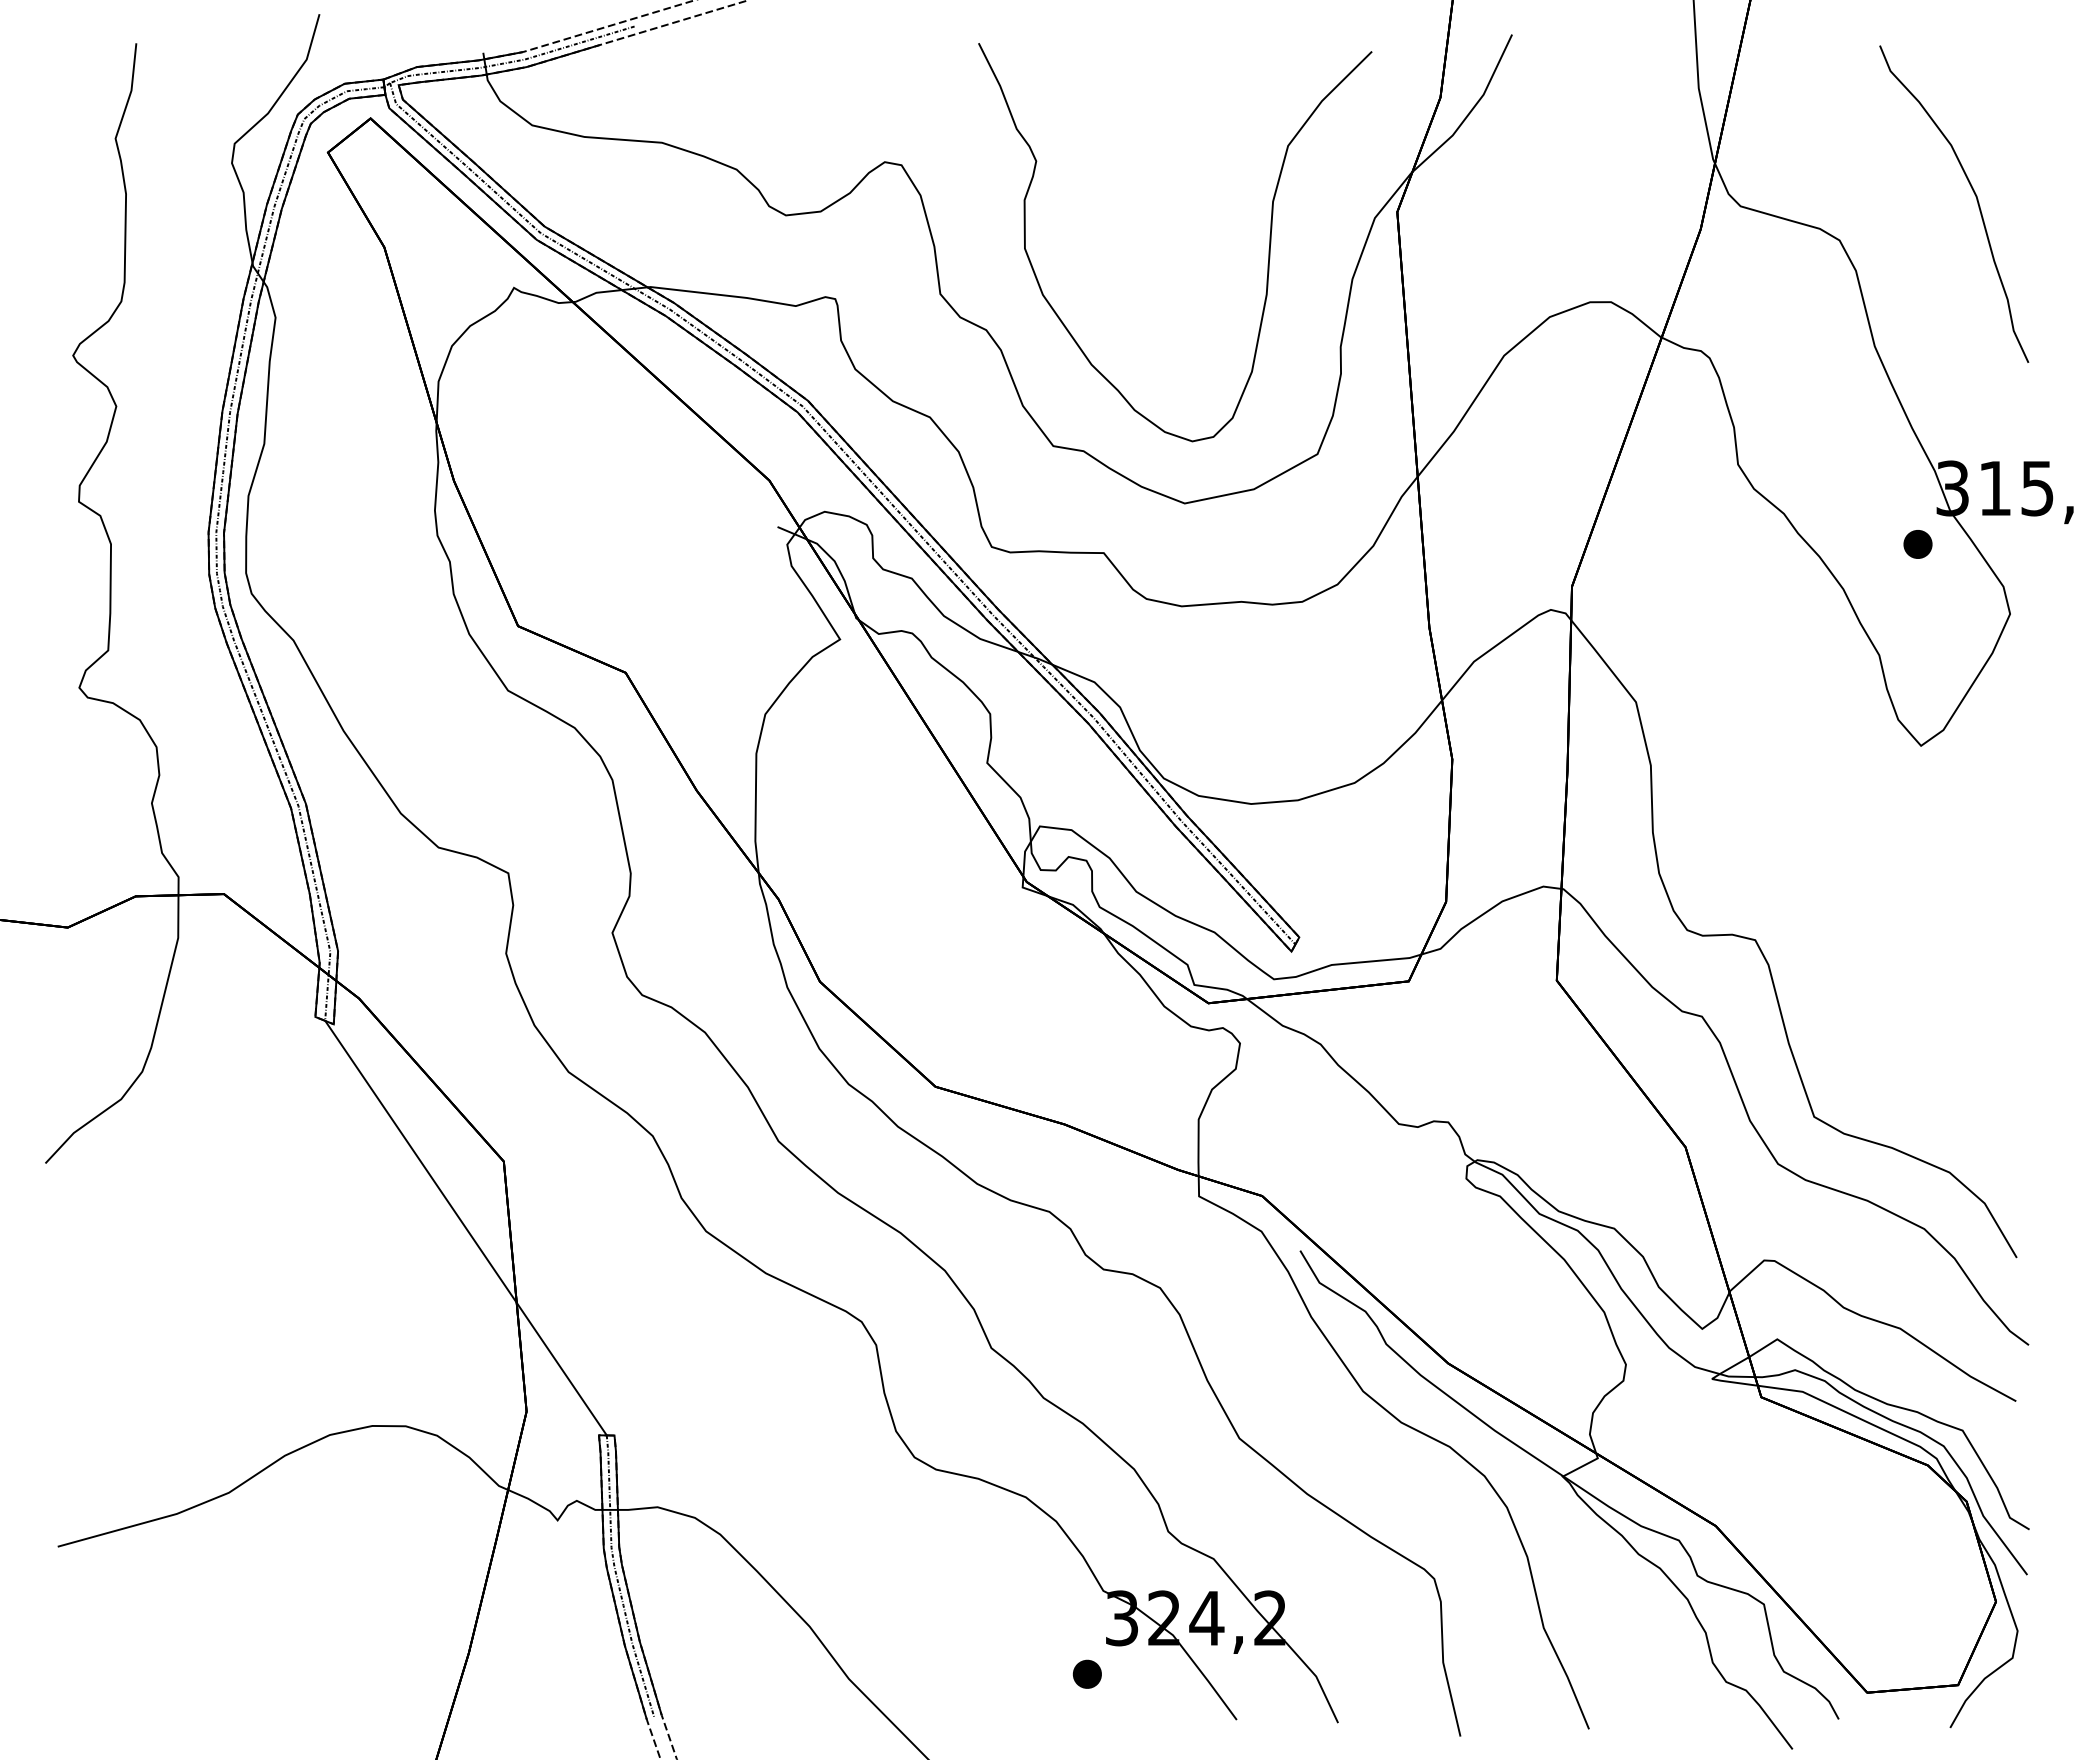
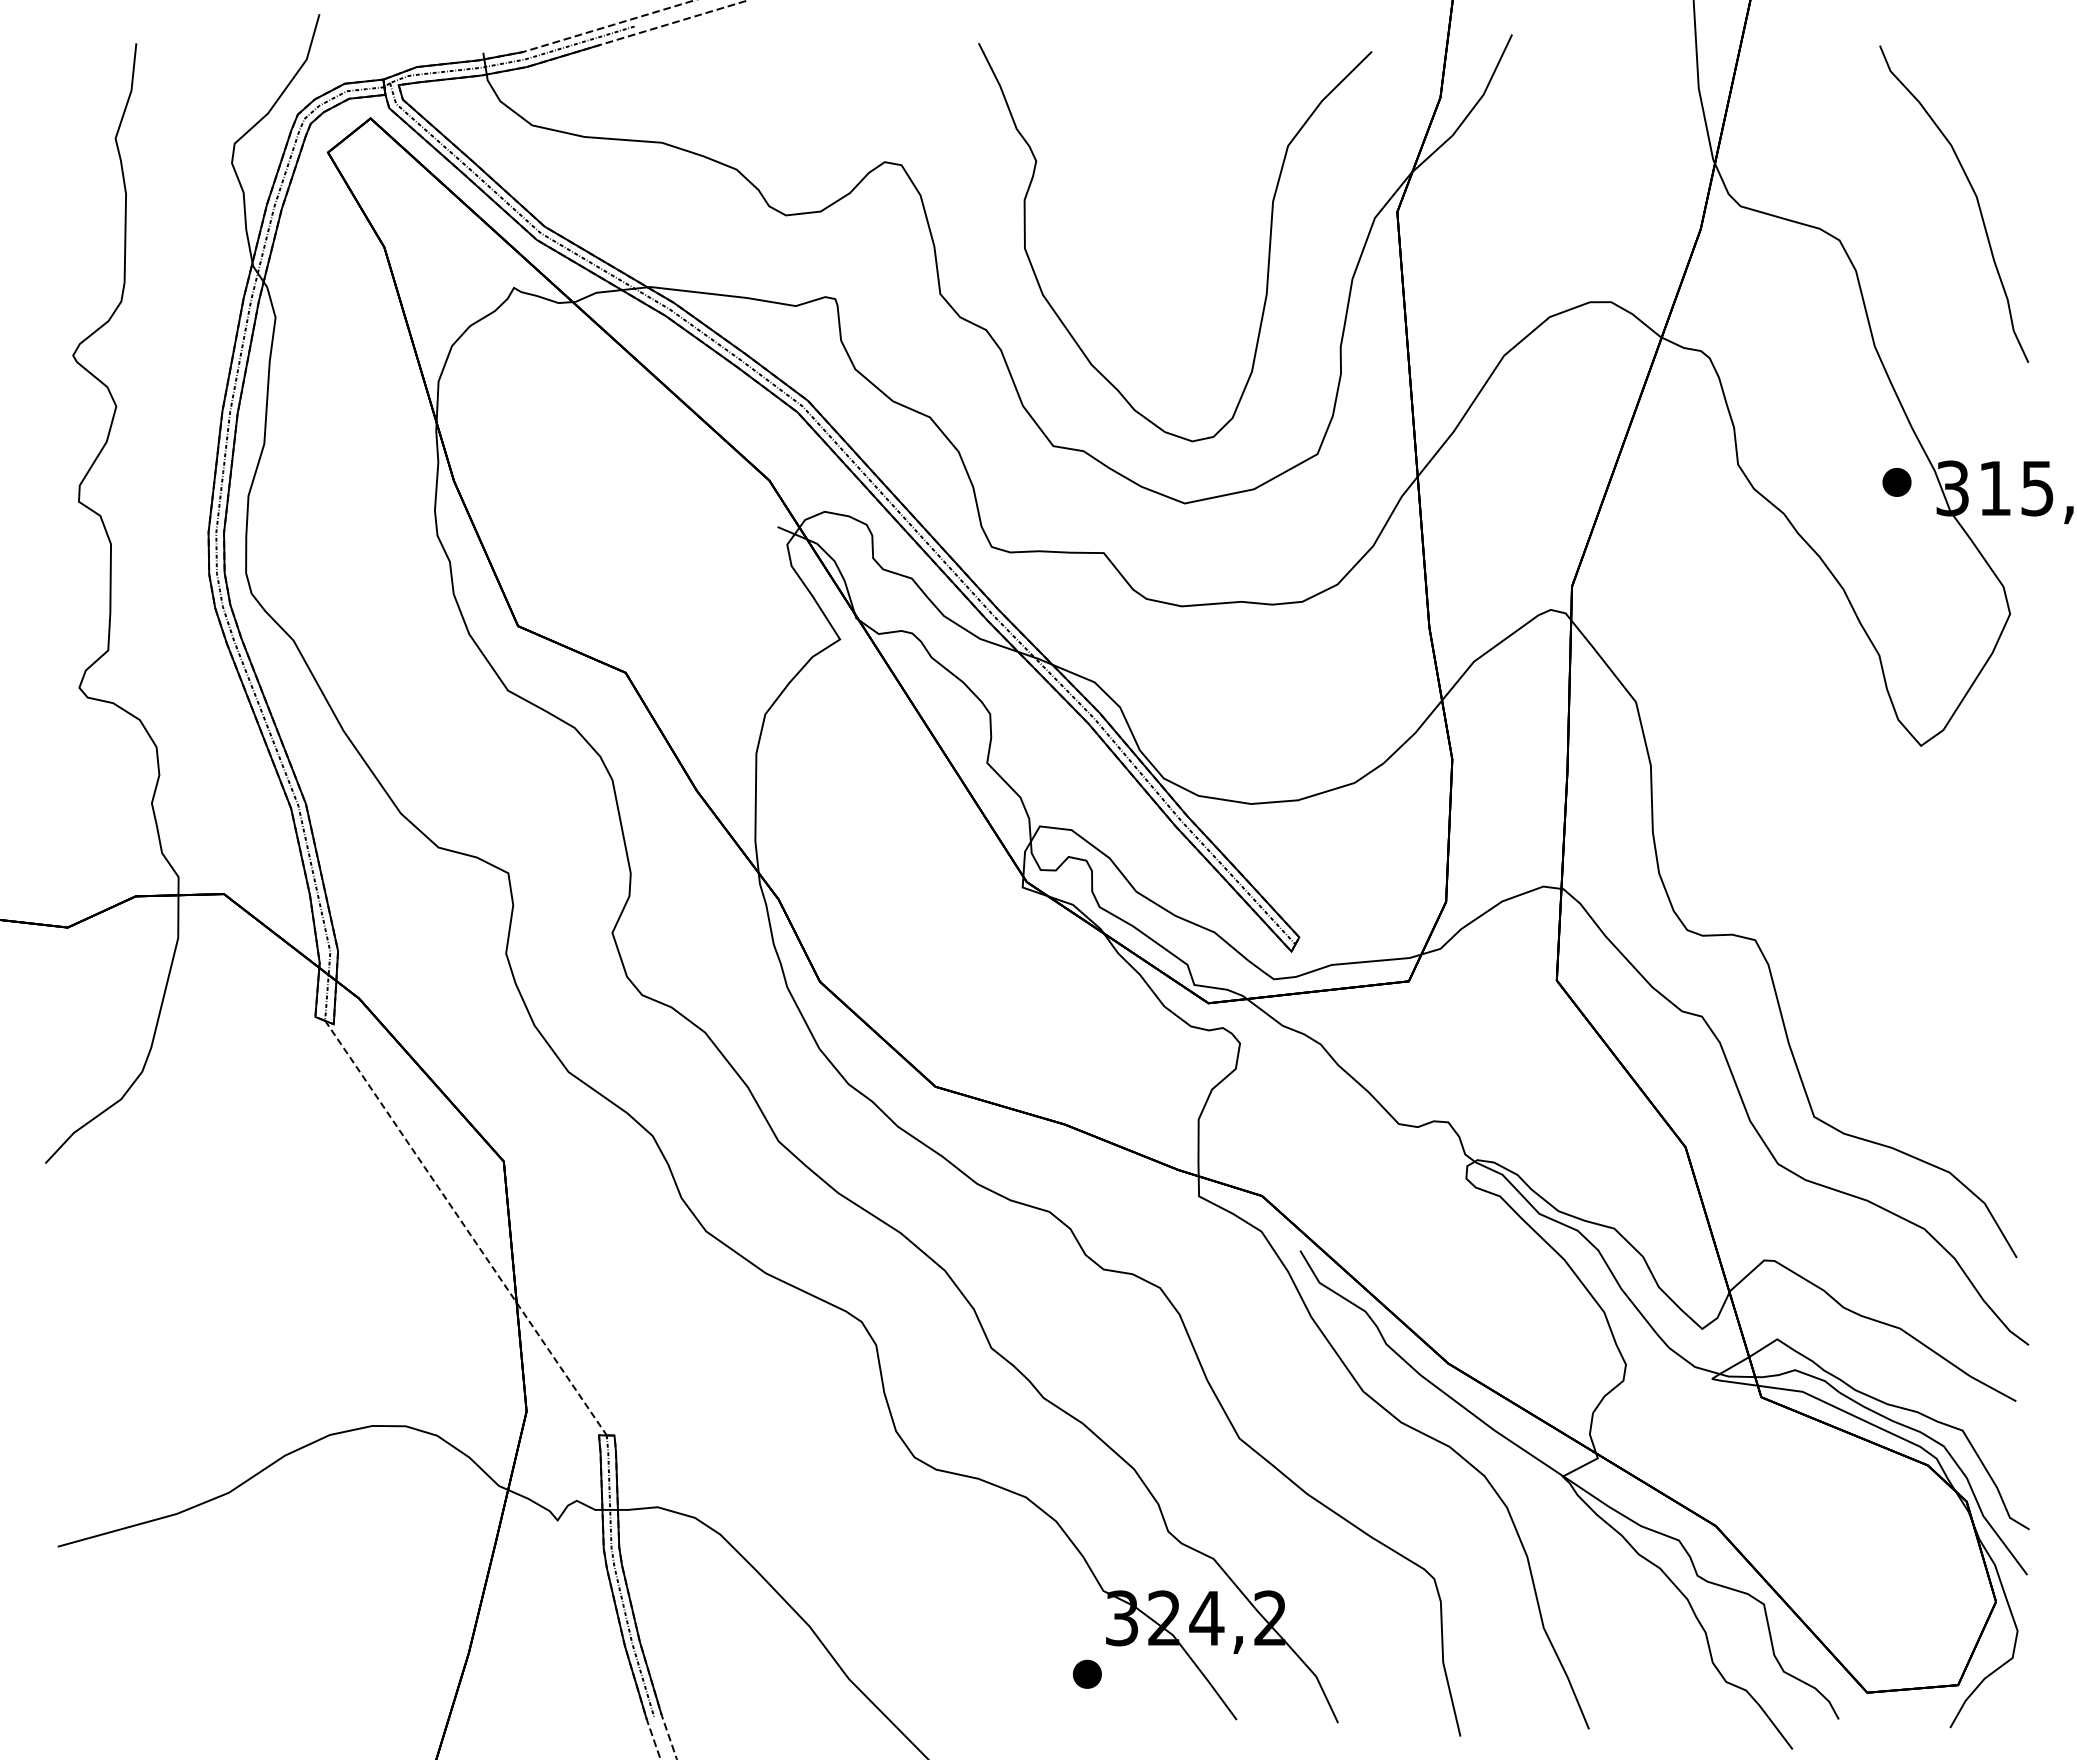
part position: (1917, 544) -> (1896, 482) (1896, 482)
line: solid -> dashed (465, 1228)
